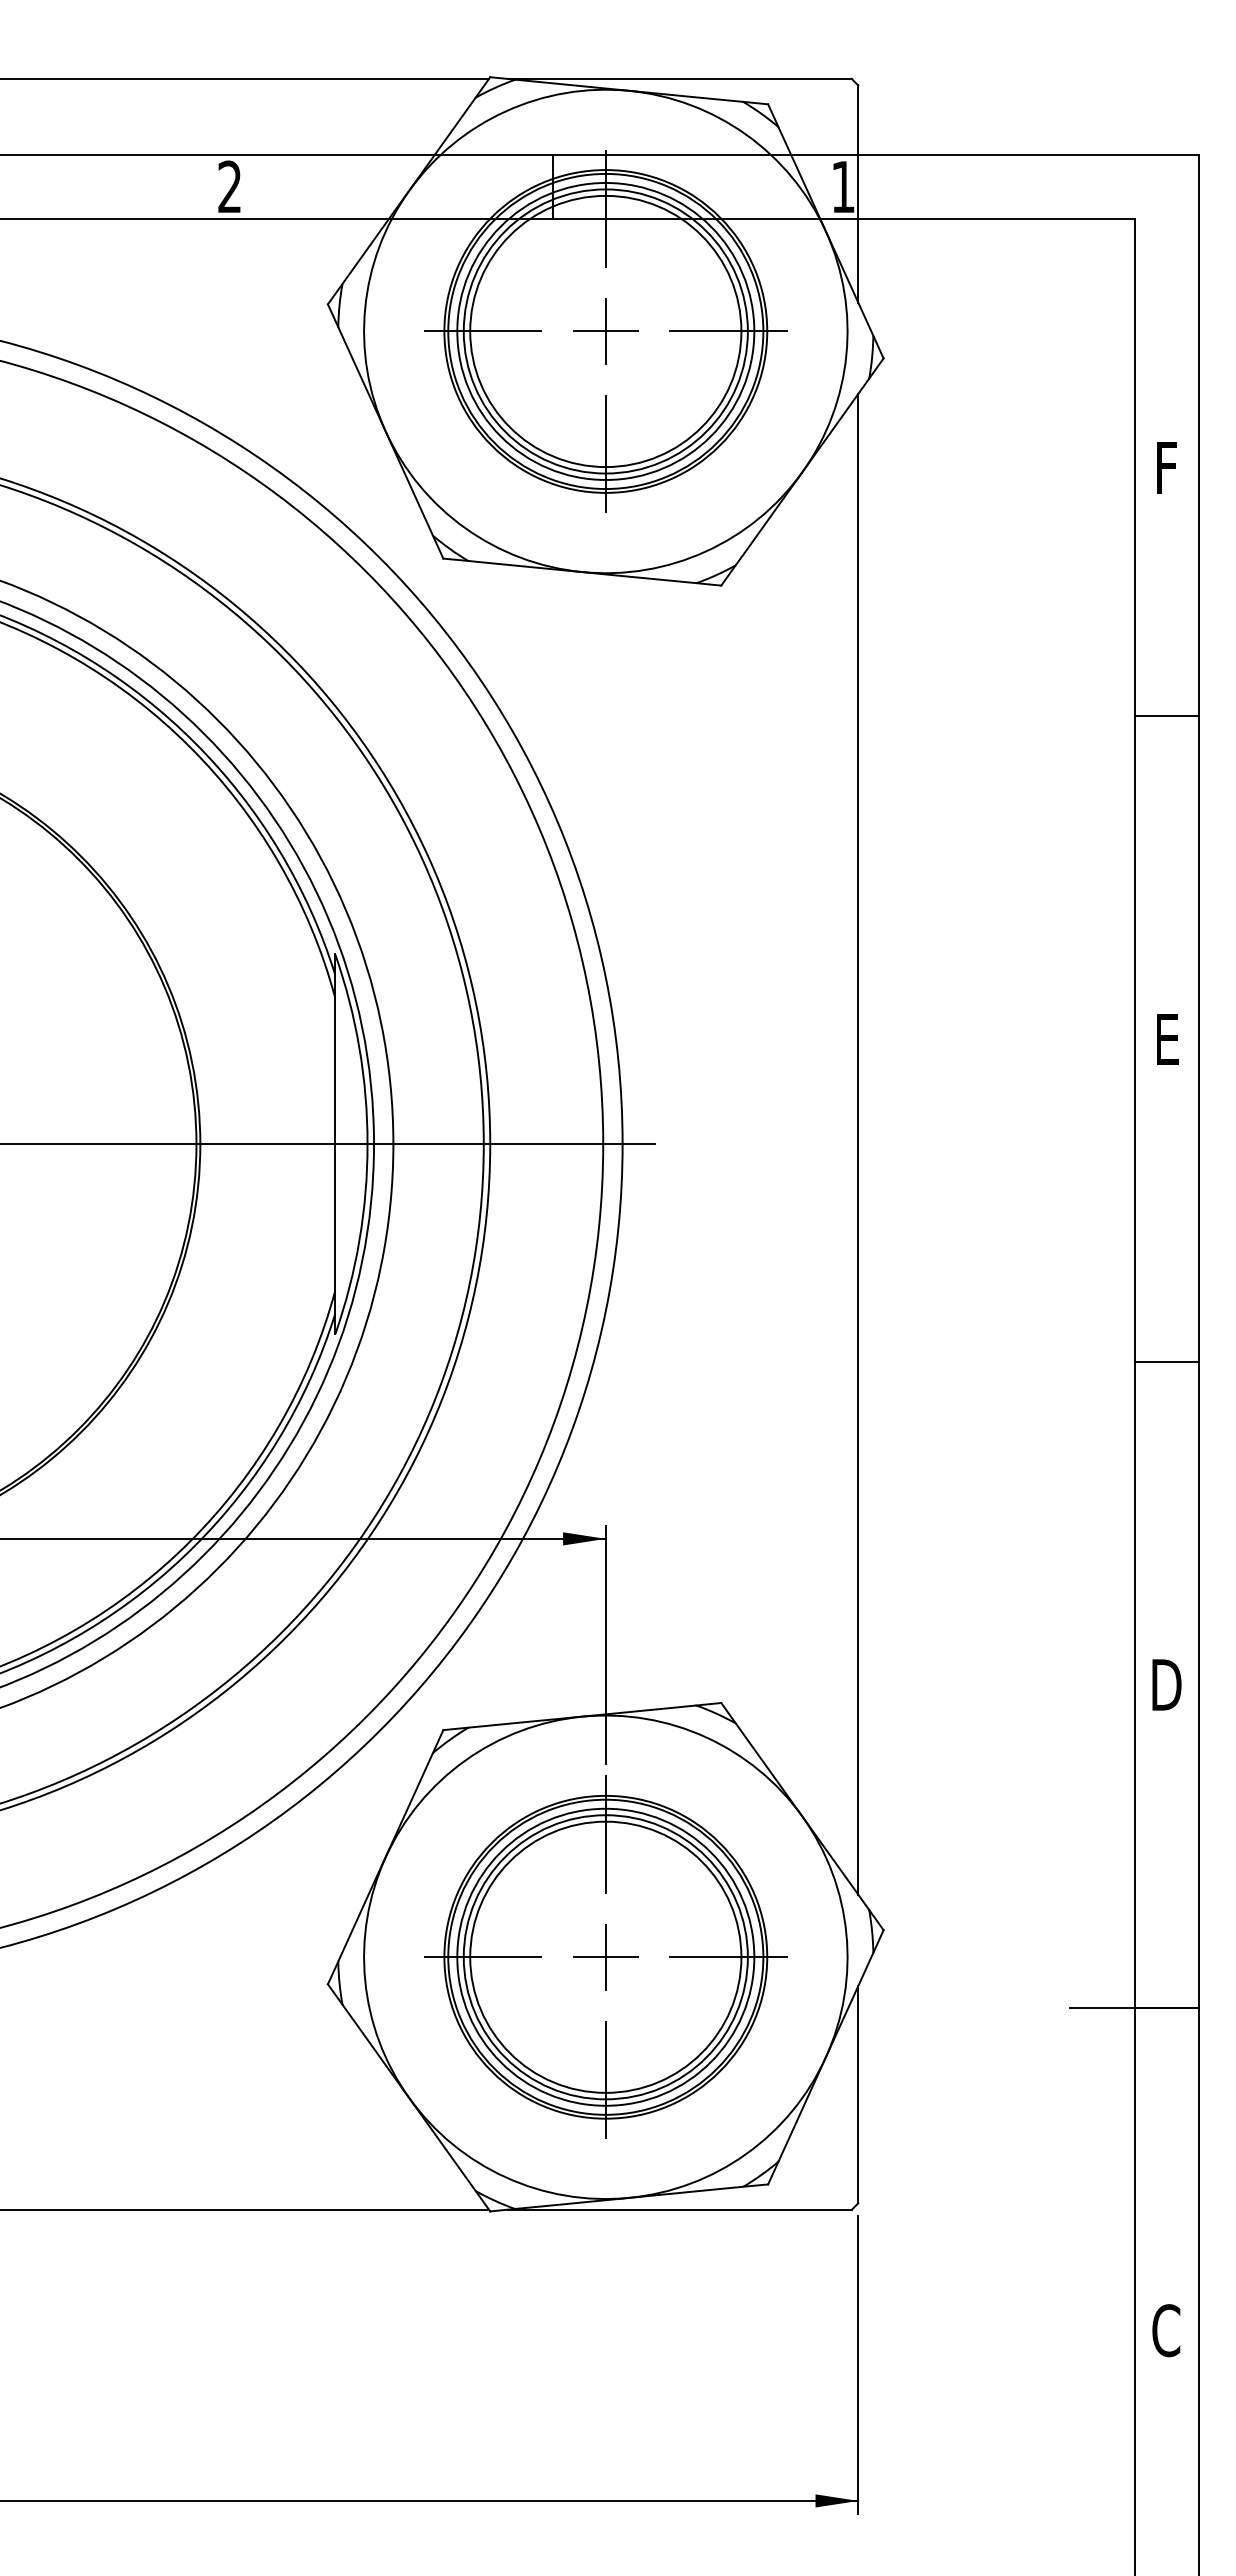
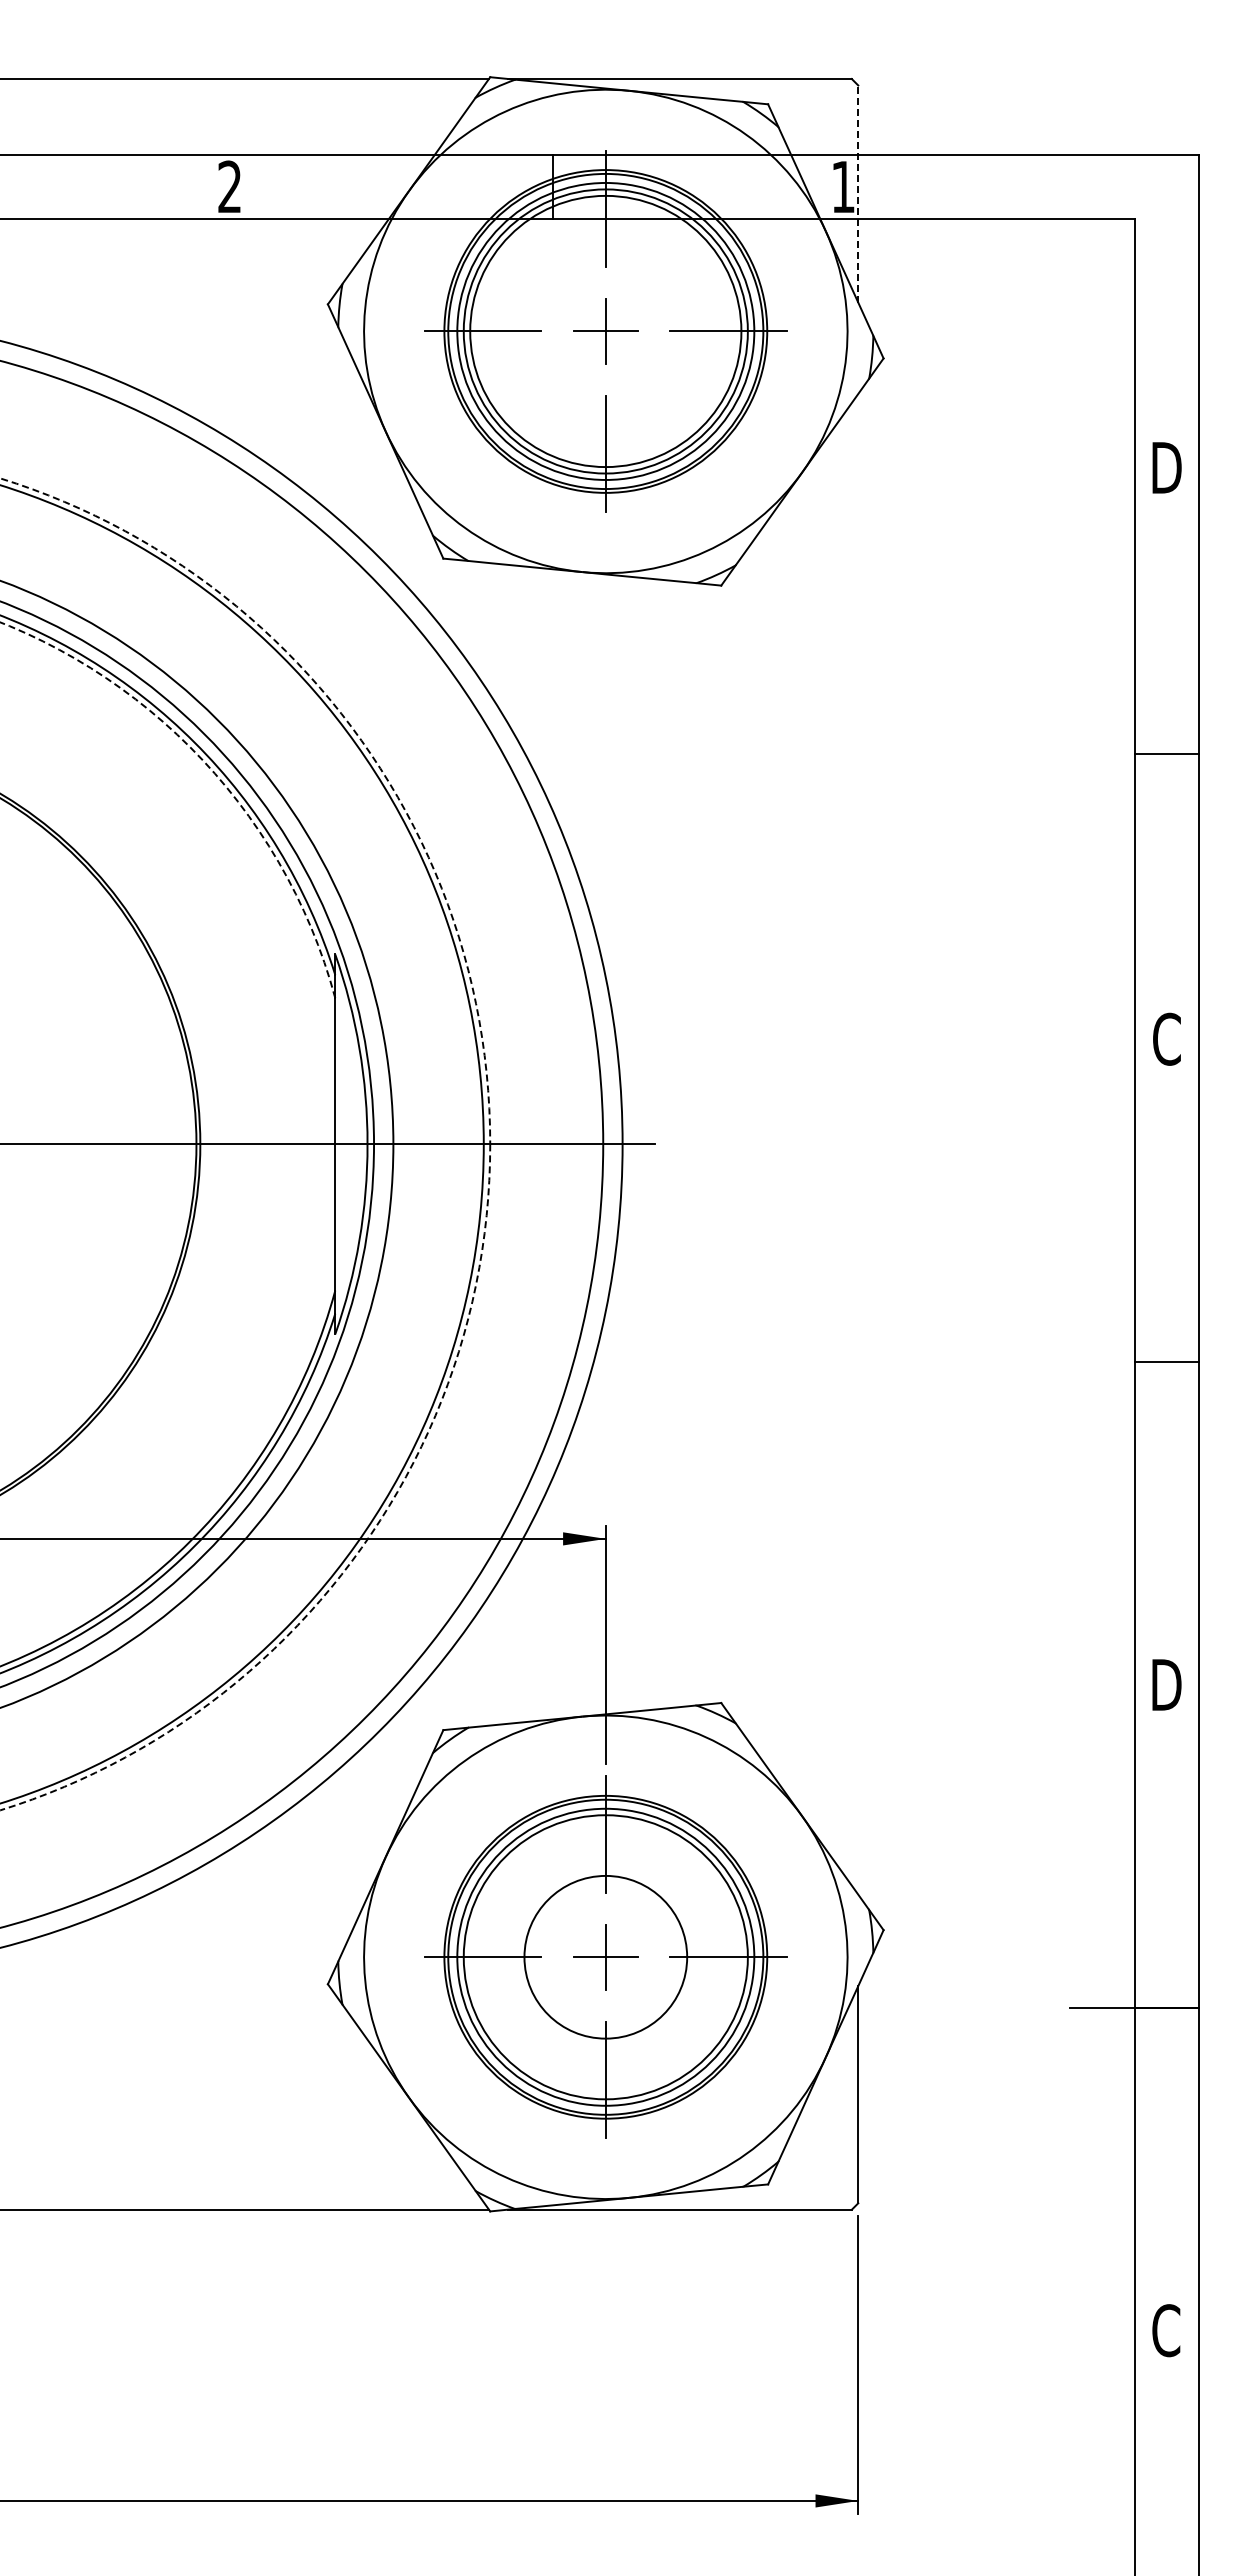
line: solid -> dashed (858, 194)
text: F -> D (1166, 467)
line position: (1166, 716) -> (1166, 754) (1166, 754)
arc: solid -> dashed (211, 770)
text: E -> C (1166, 1038)
circle: solid -> dashed (245, 1144)
line: present -> none (858, 1144)
circle diameter: 271 px -> 163 px (605, 1956)
